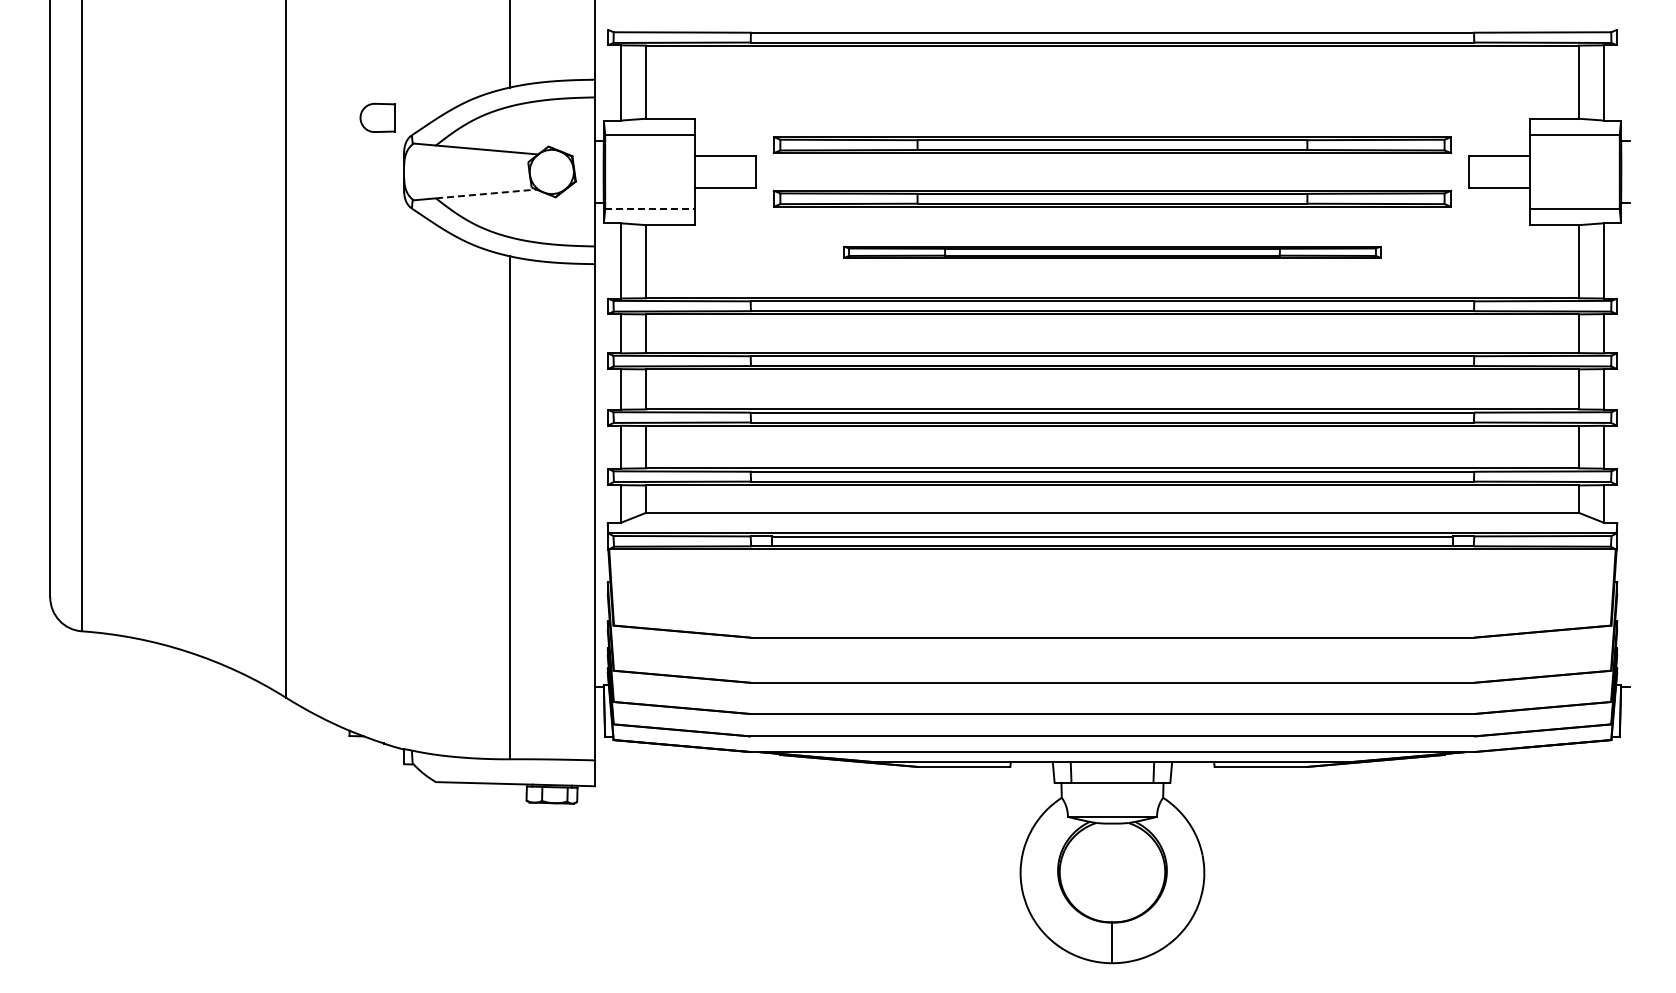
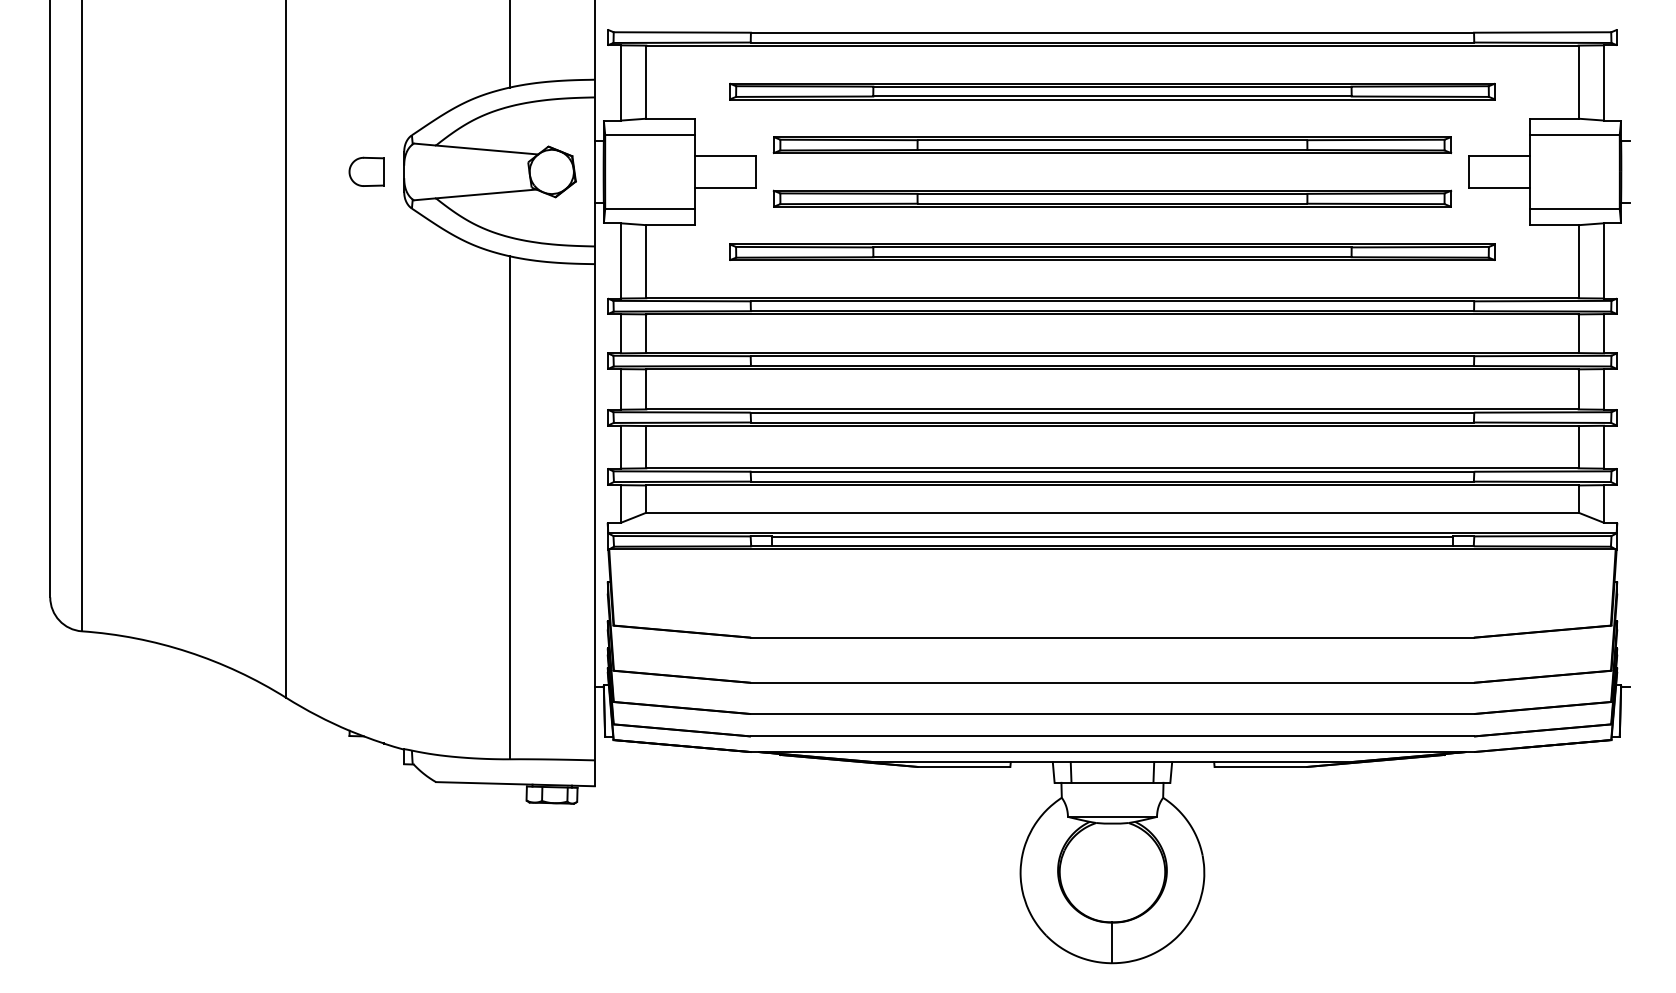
part: none -> present (1112, 91)
part position: (377, 117) -> (366, 171) (366, 171)
line: dashed -> solid (486, 193)
line: dashed -> solid (650, 209)
part size: 539x13 px -> 767x18 px (1112, 251)
